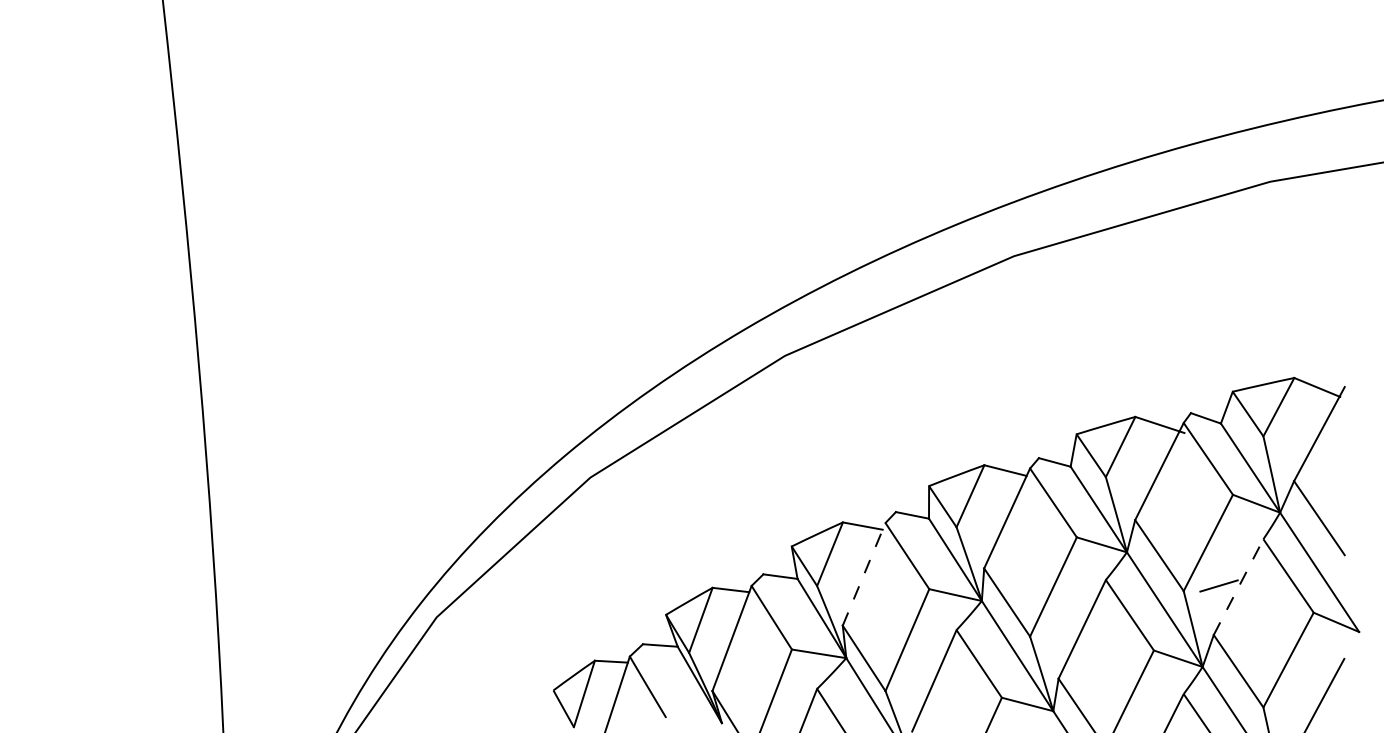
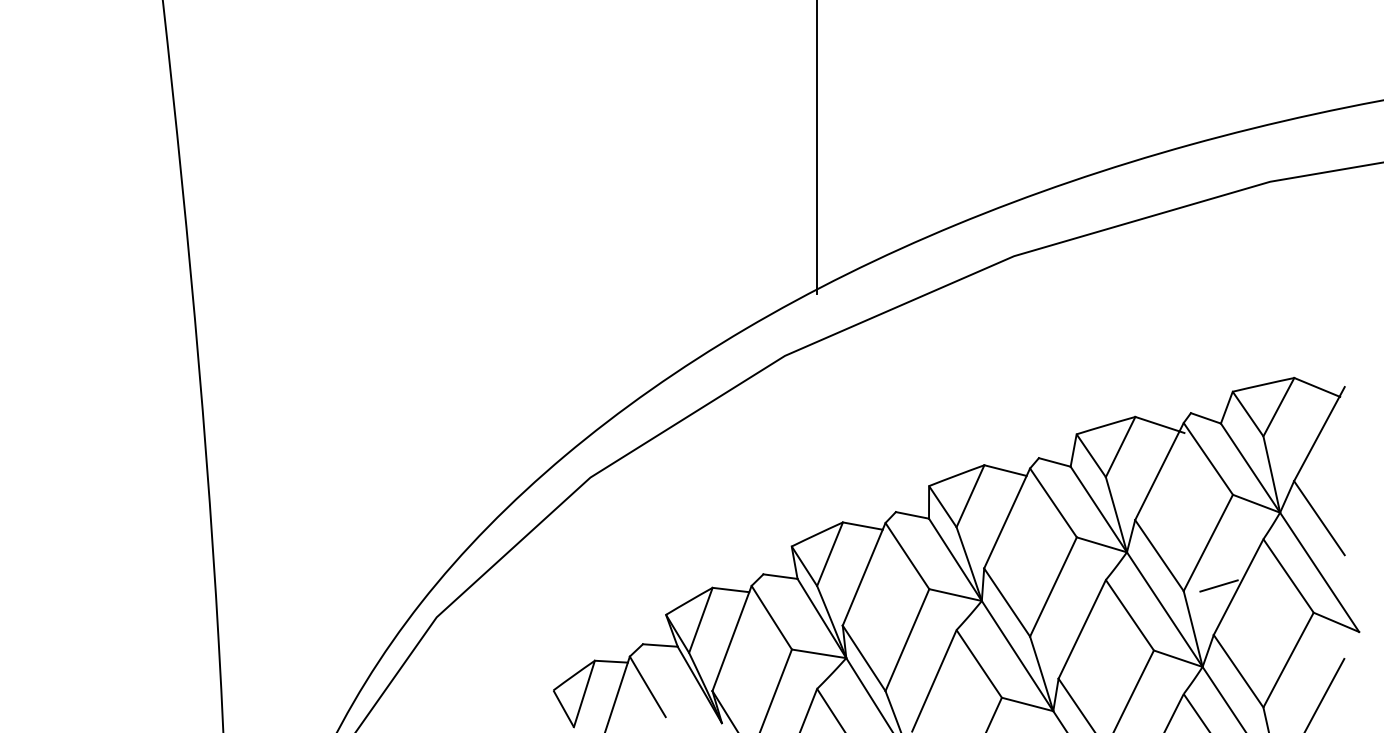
line: none -> present (816, 147)
line: dashed -> solid (864, 574)
line: dashed -> solid (1238, 587)
